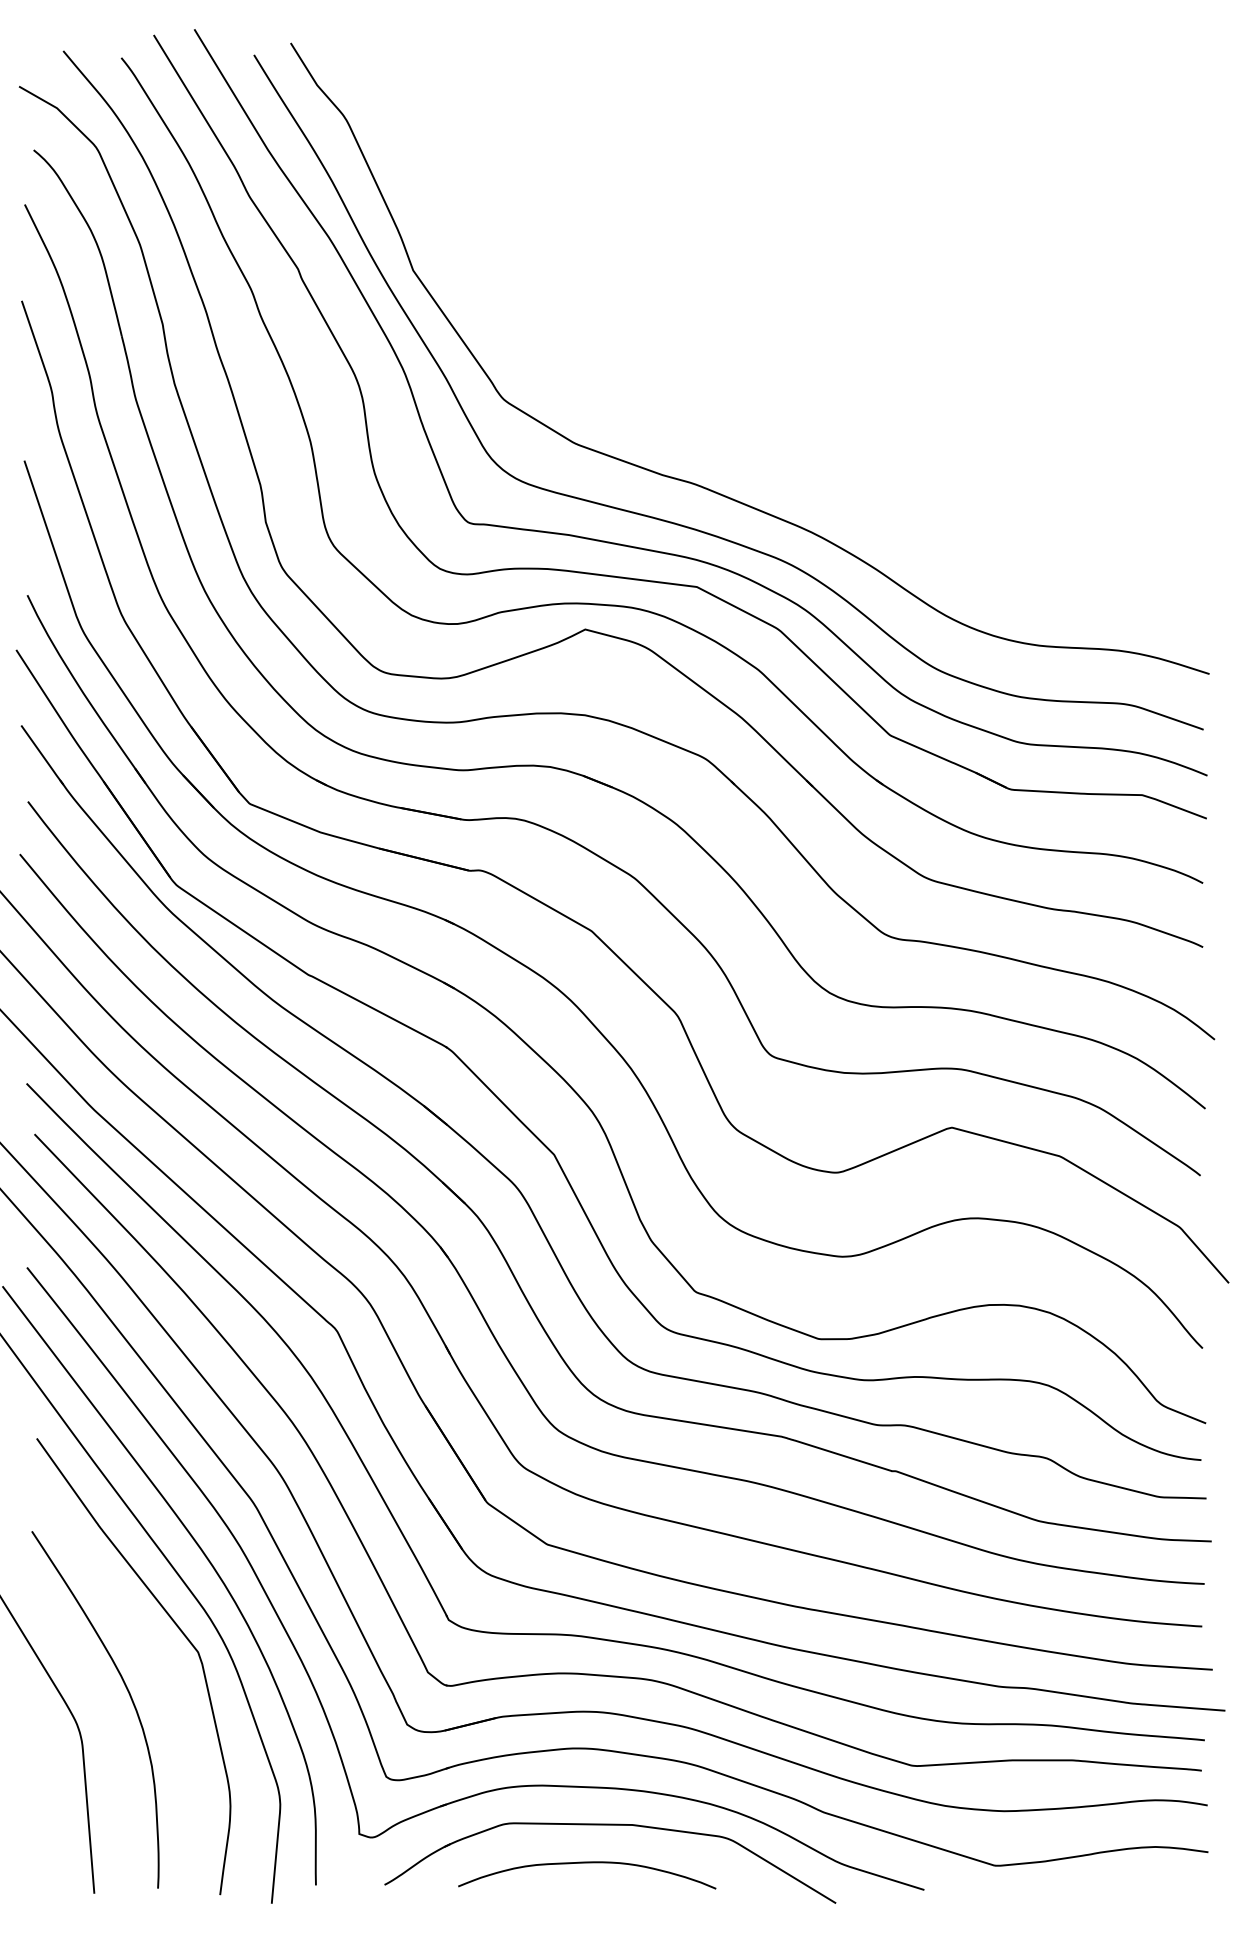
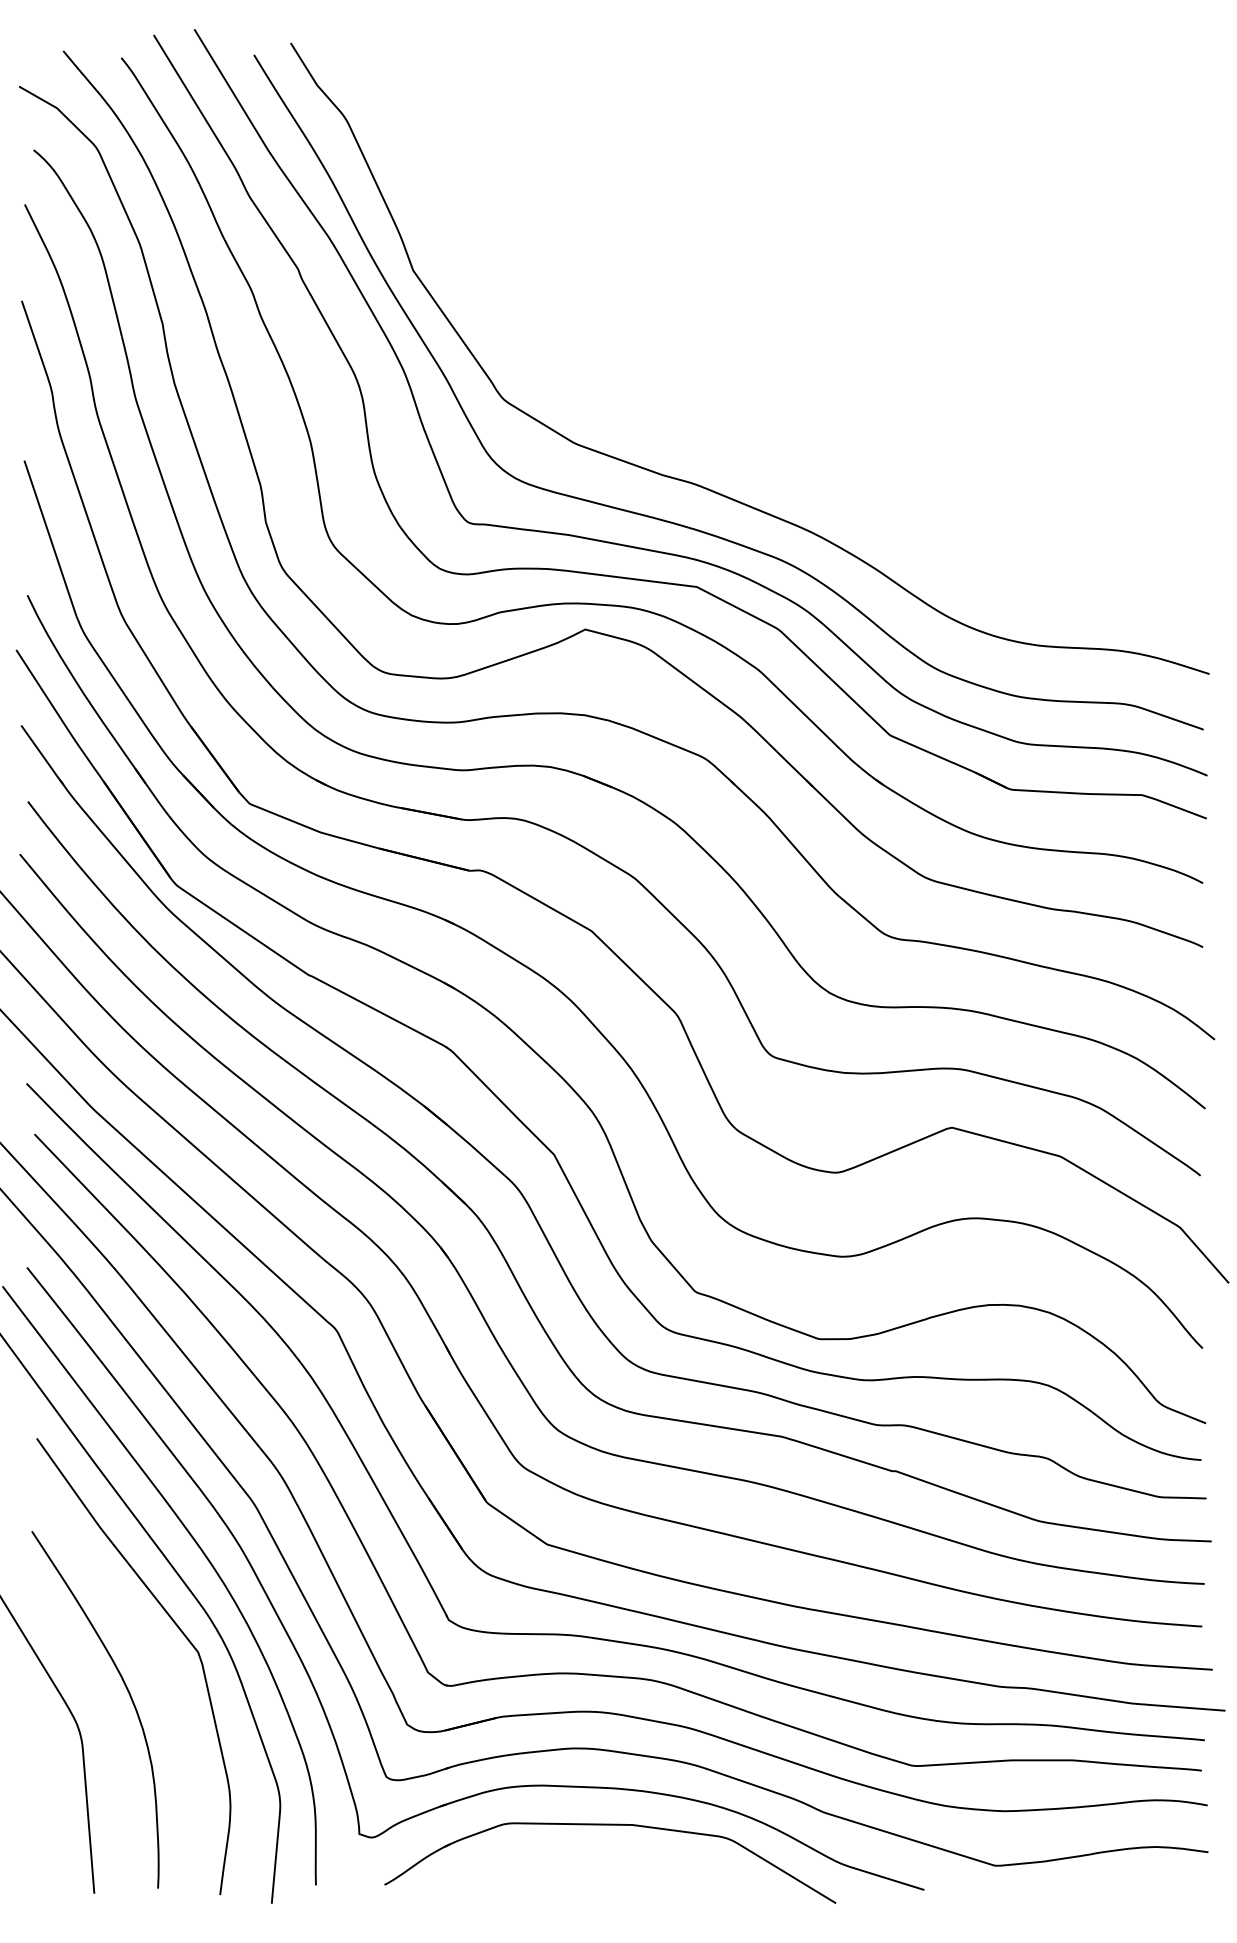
curve: present -> none (587, 1863)
